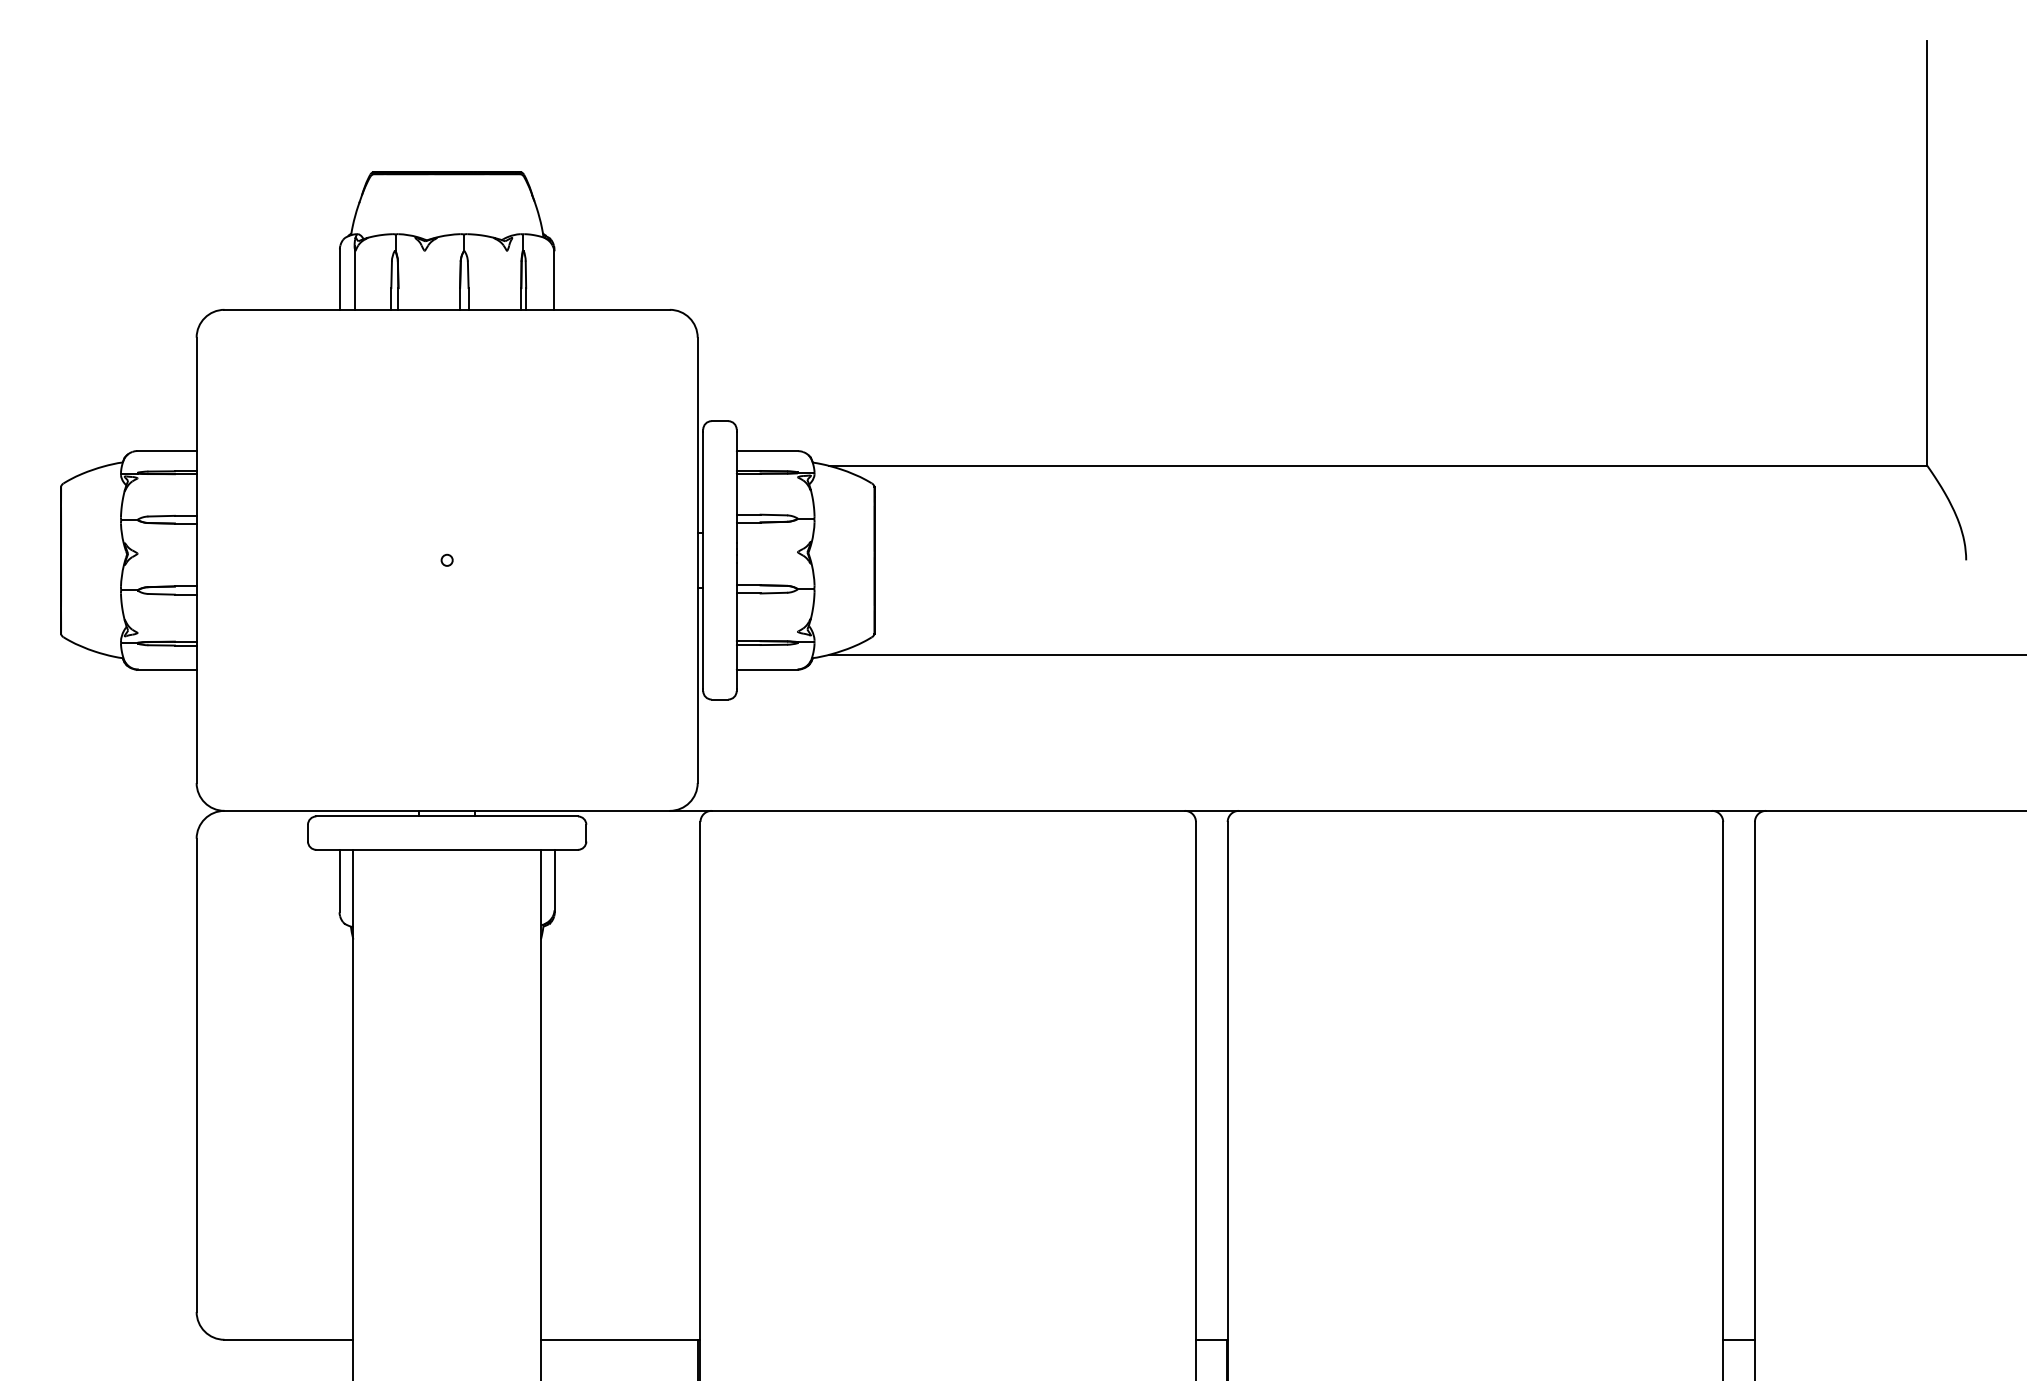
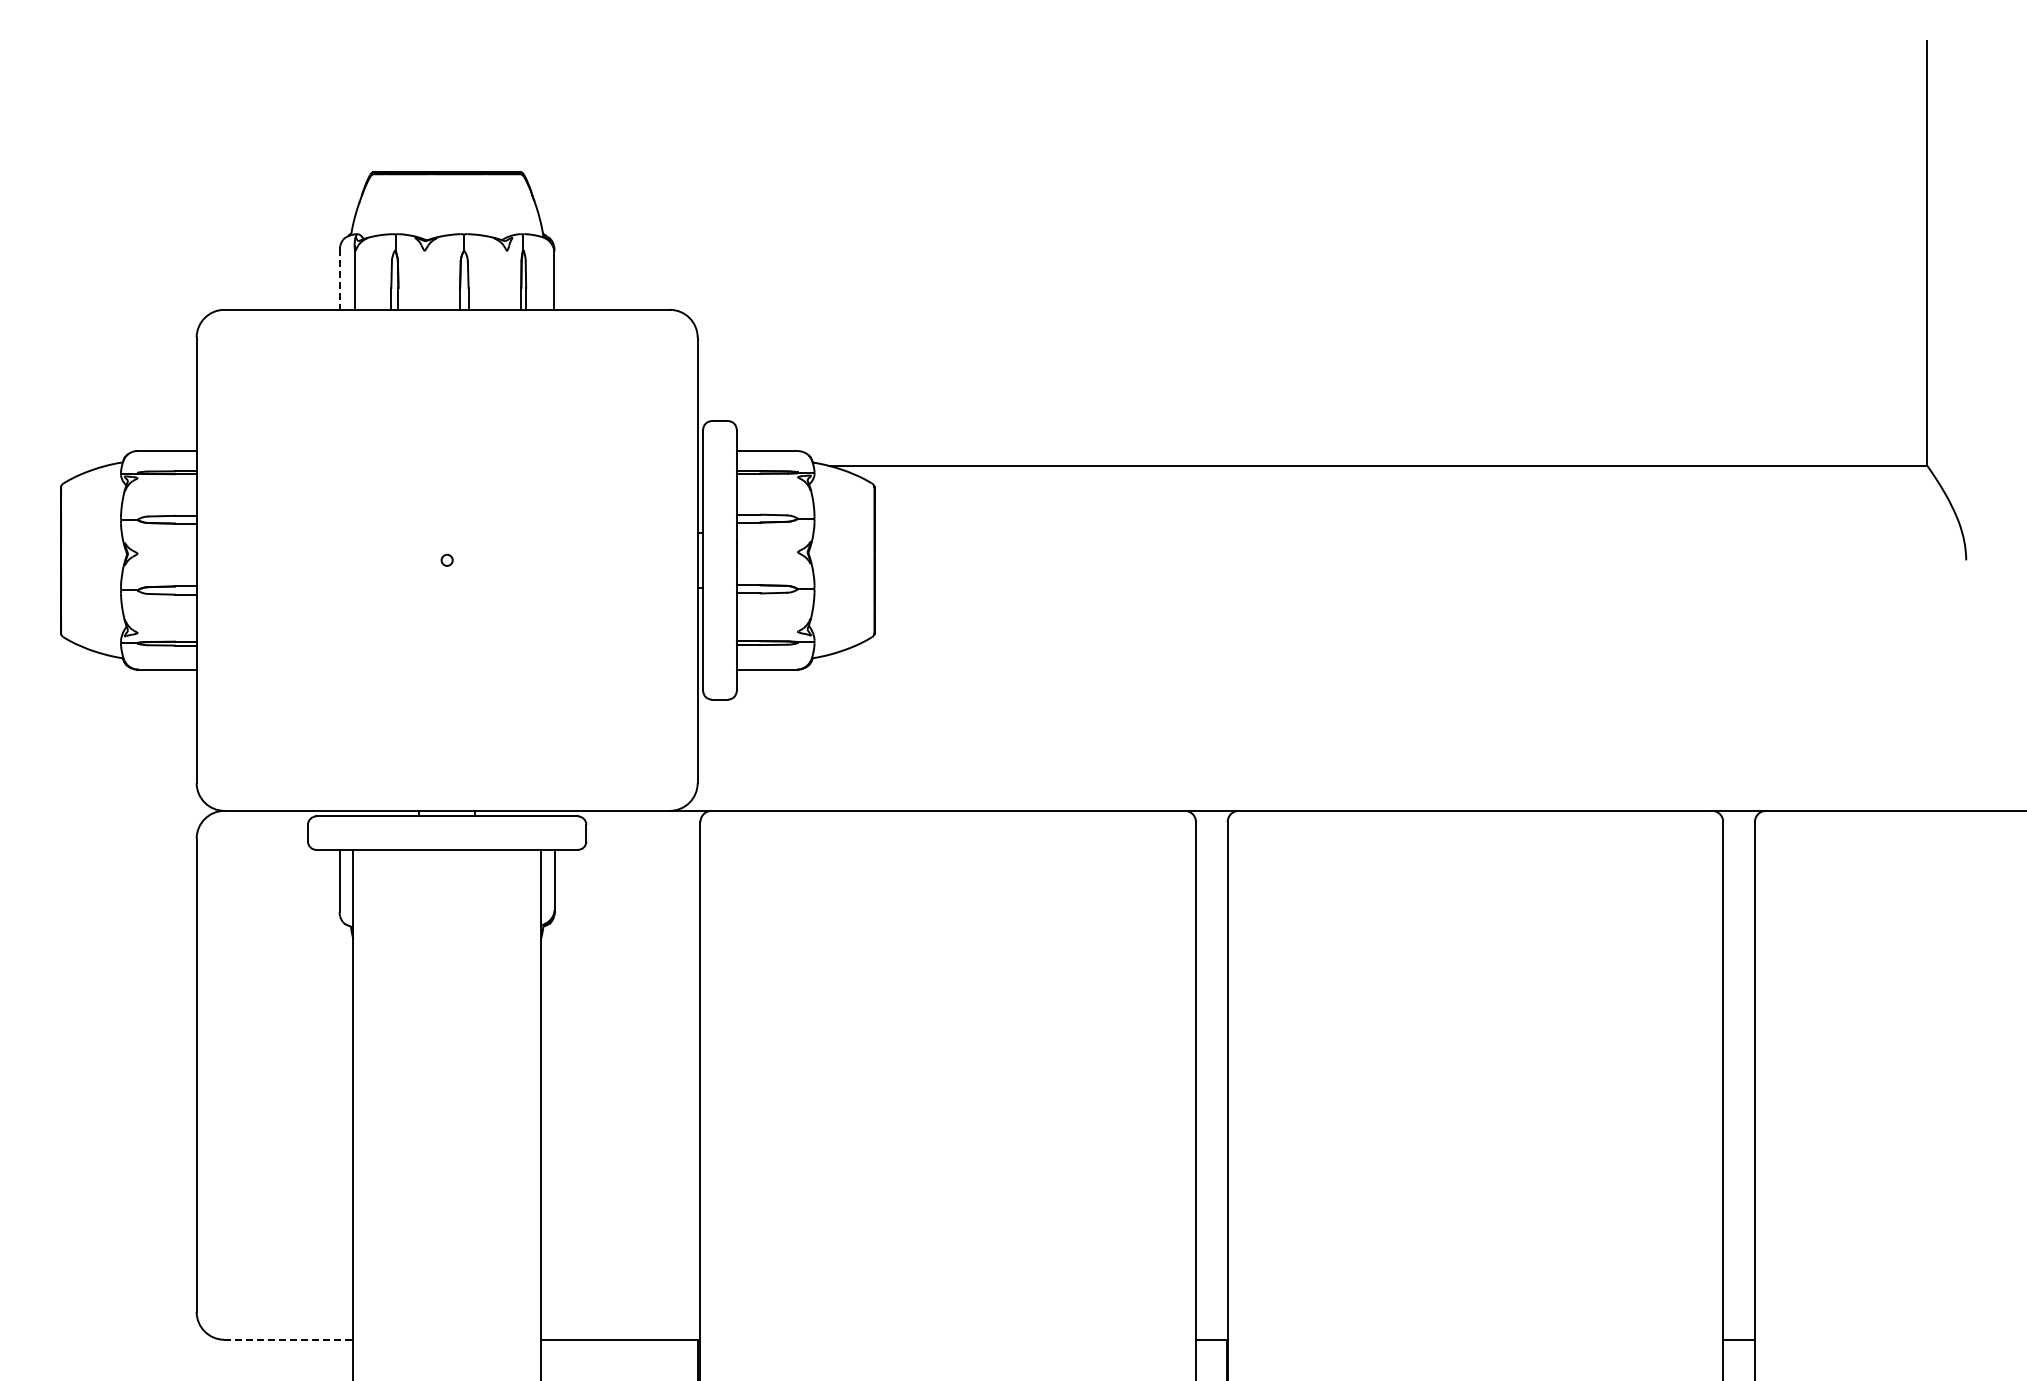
line: solid -> dashed (339, 280)
line: present -> none (1425, 655)
line: solid -> dashed (289, 1339)
